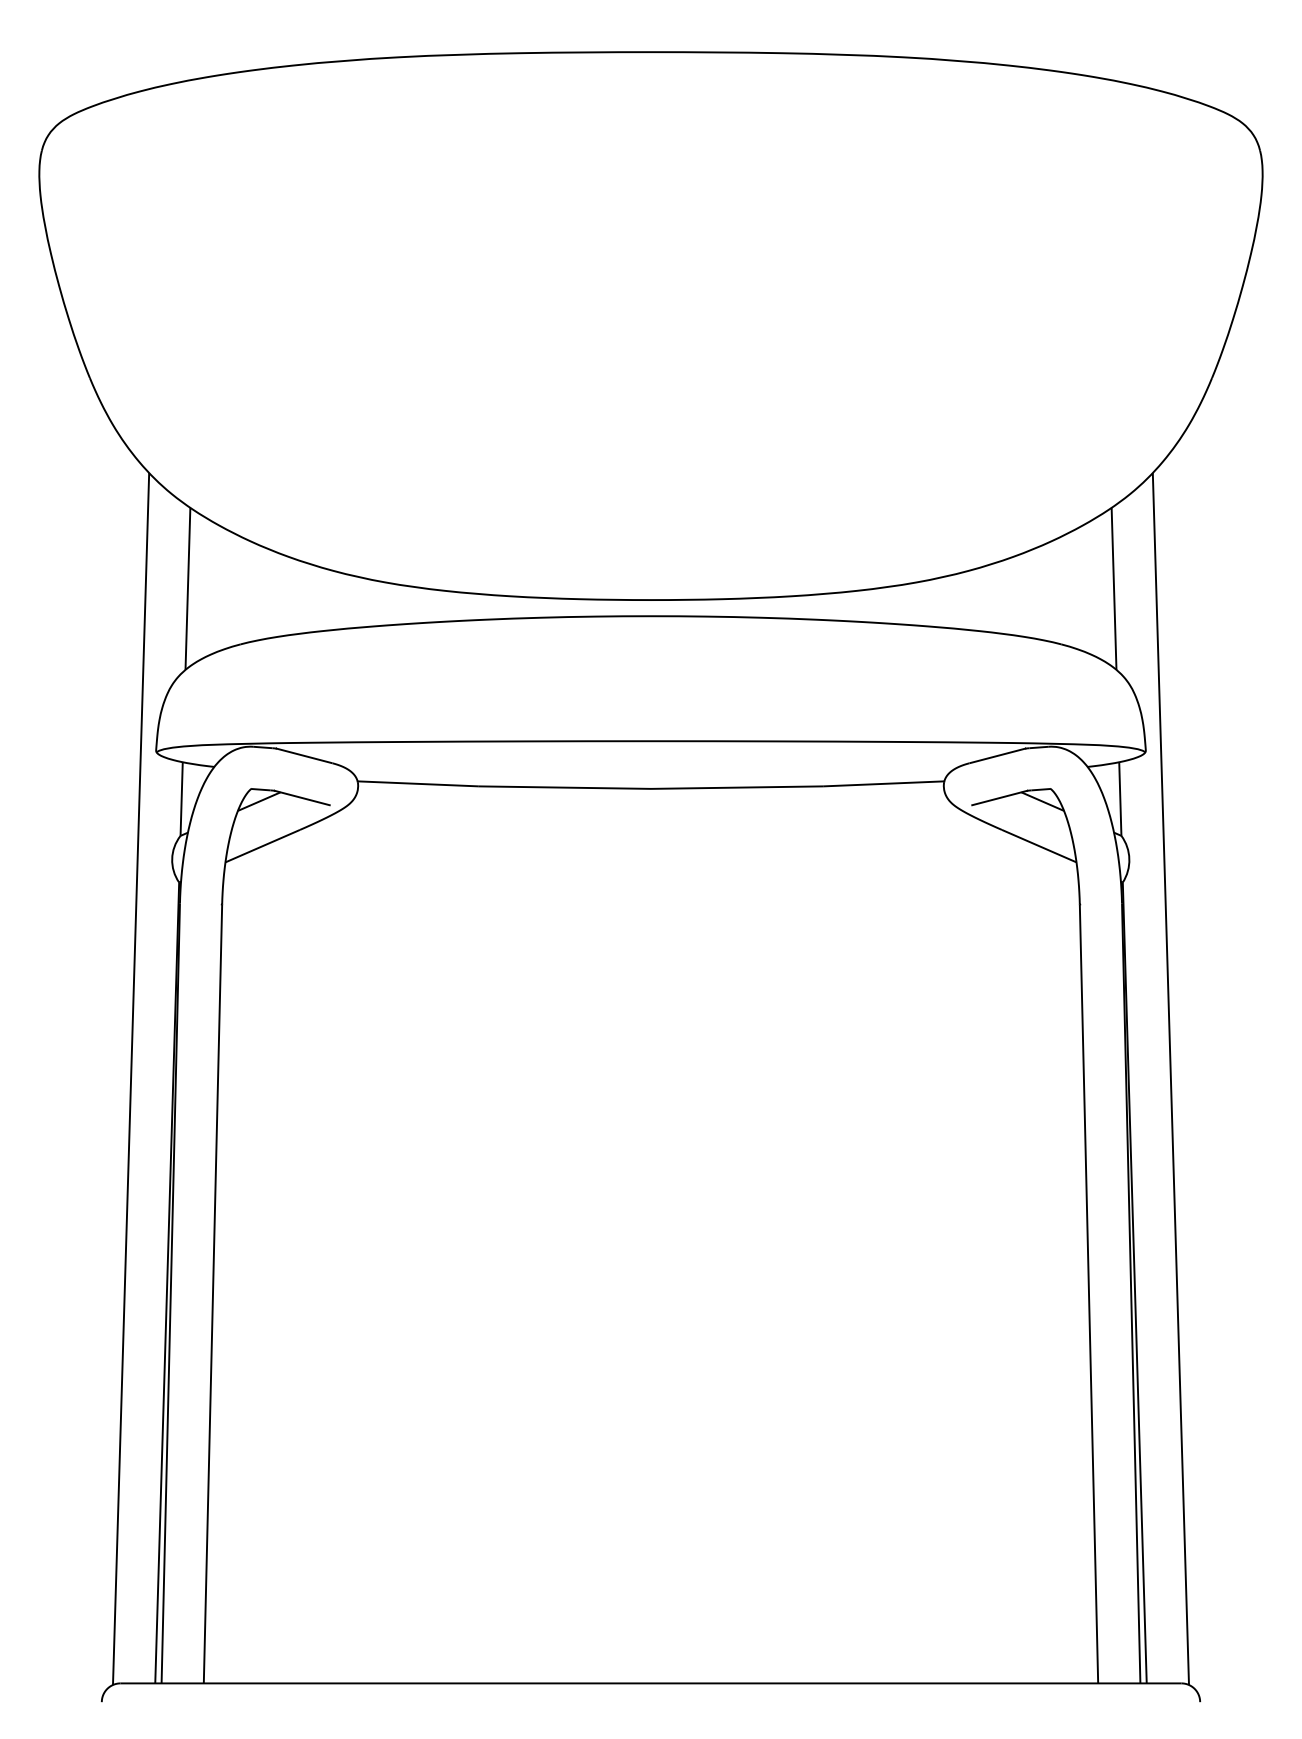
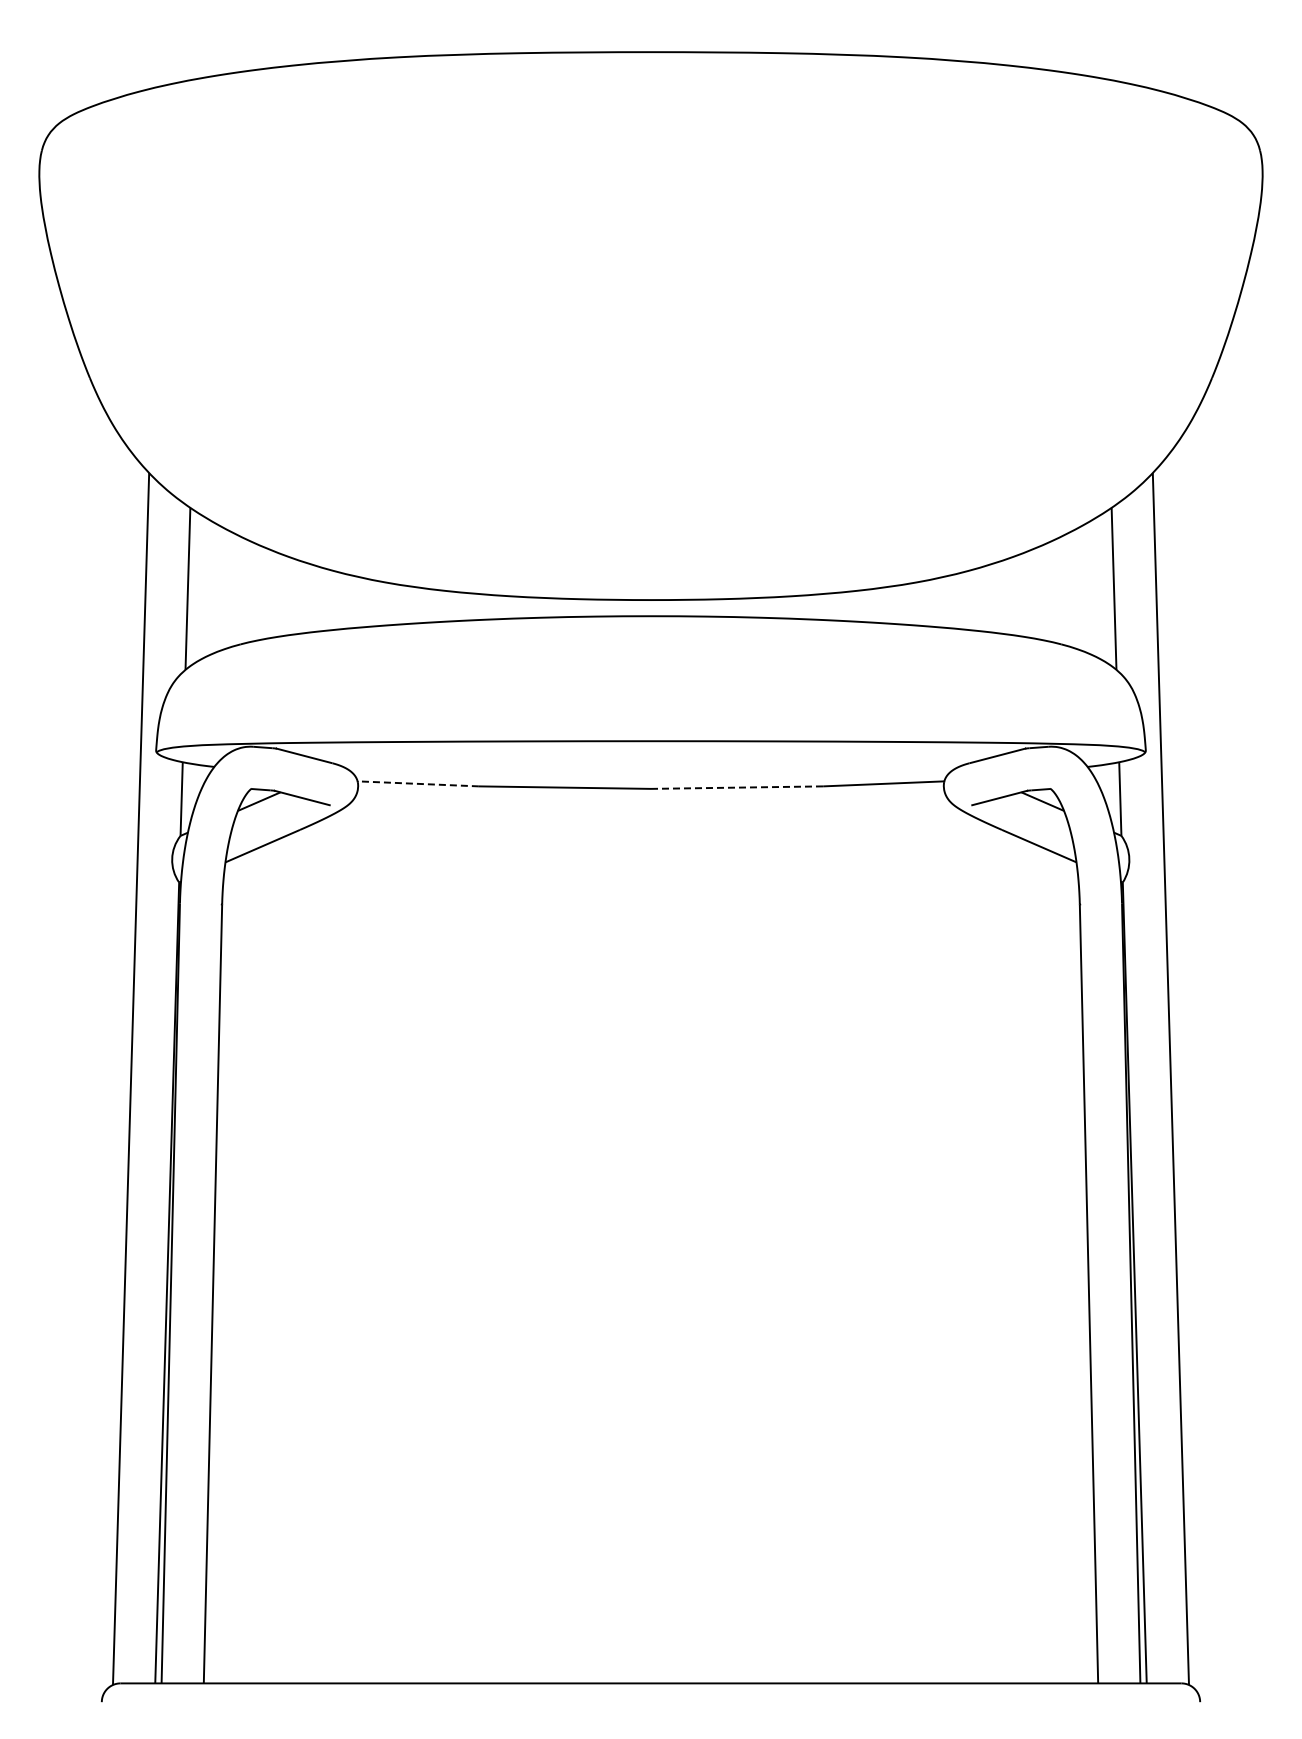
line: solid -> dashed (418, 783)
line: solid -> dashed (737, 787)
